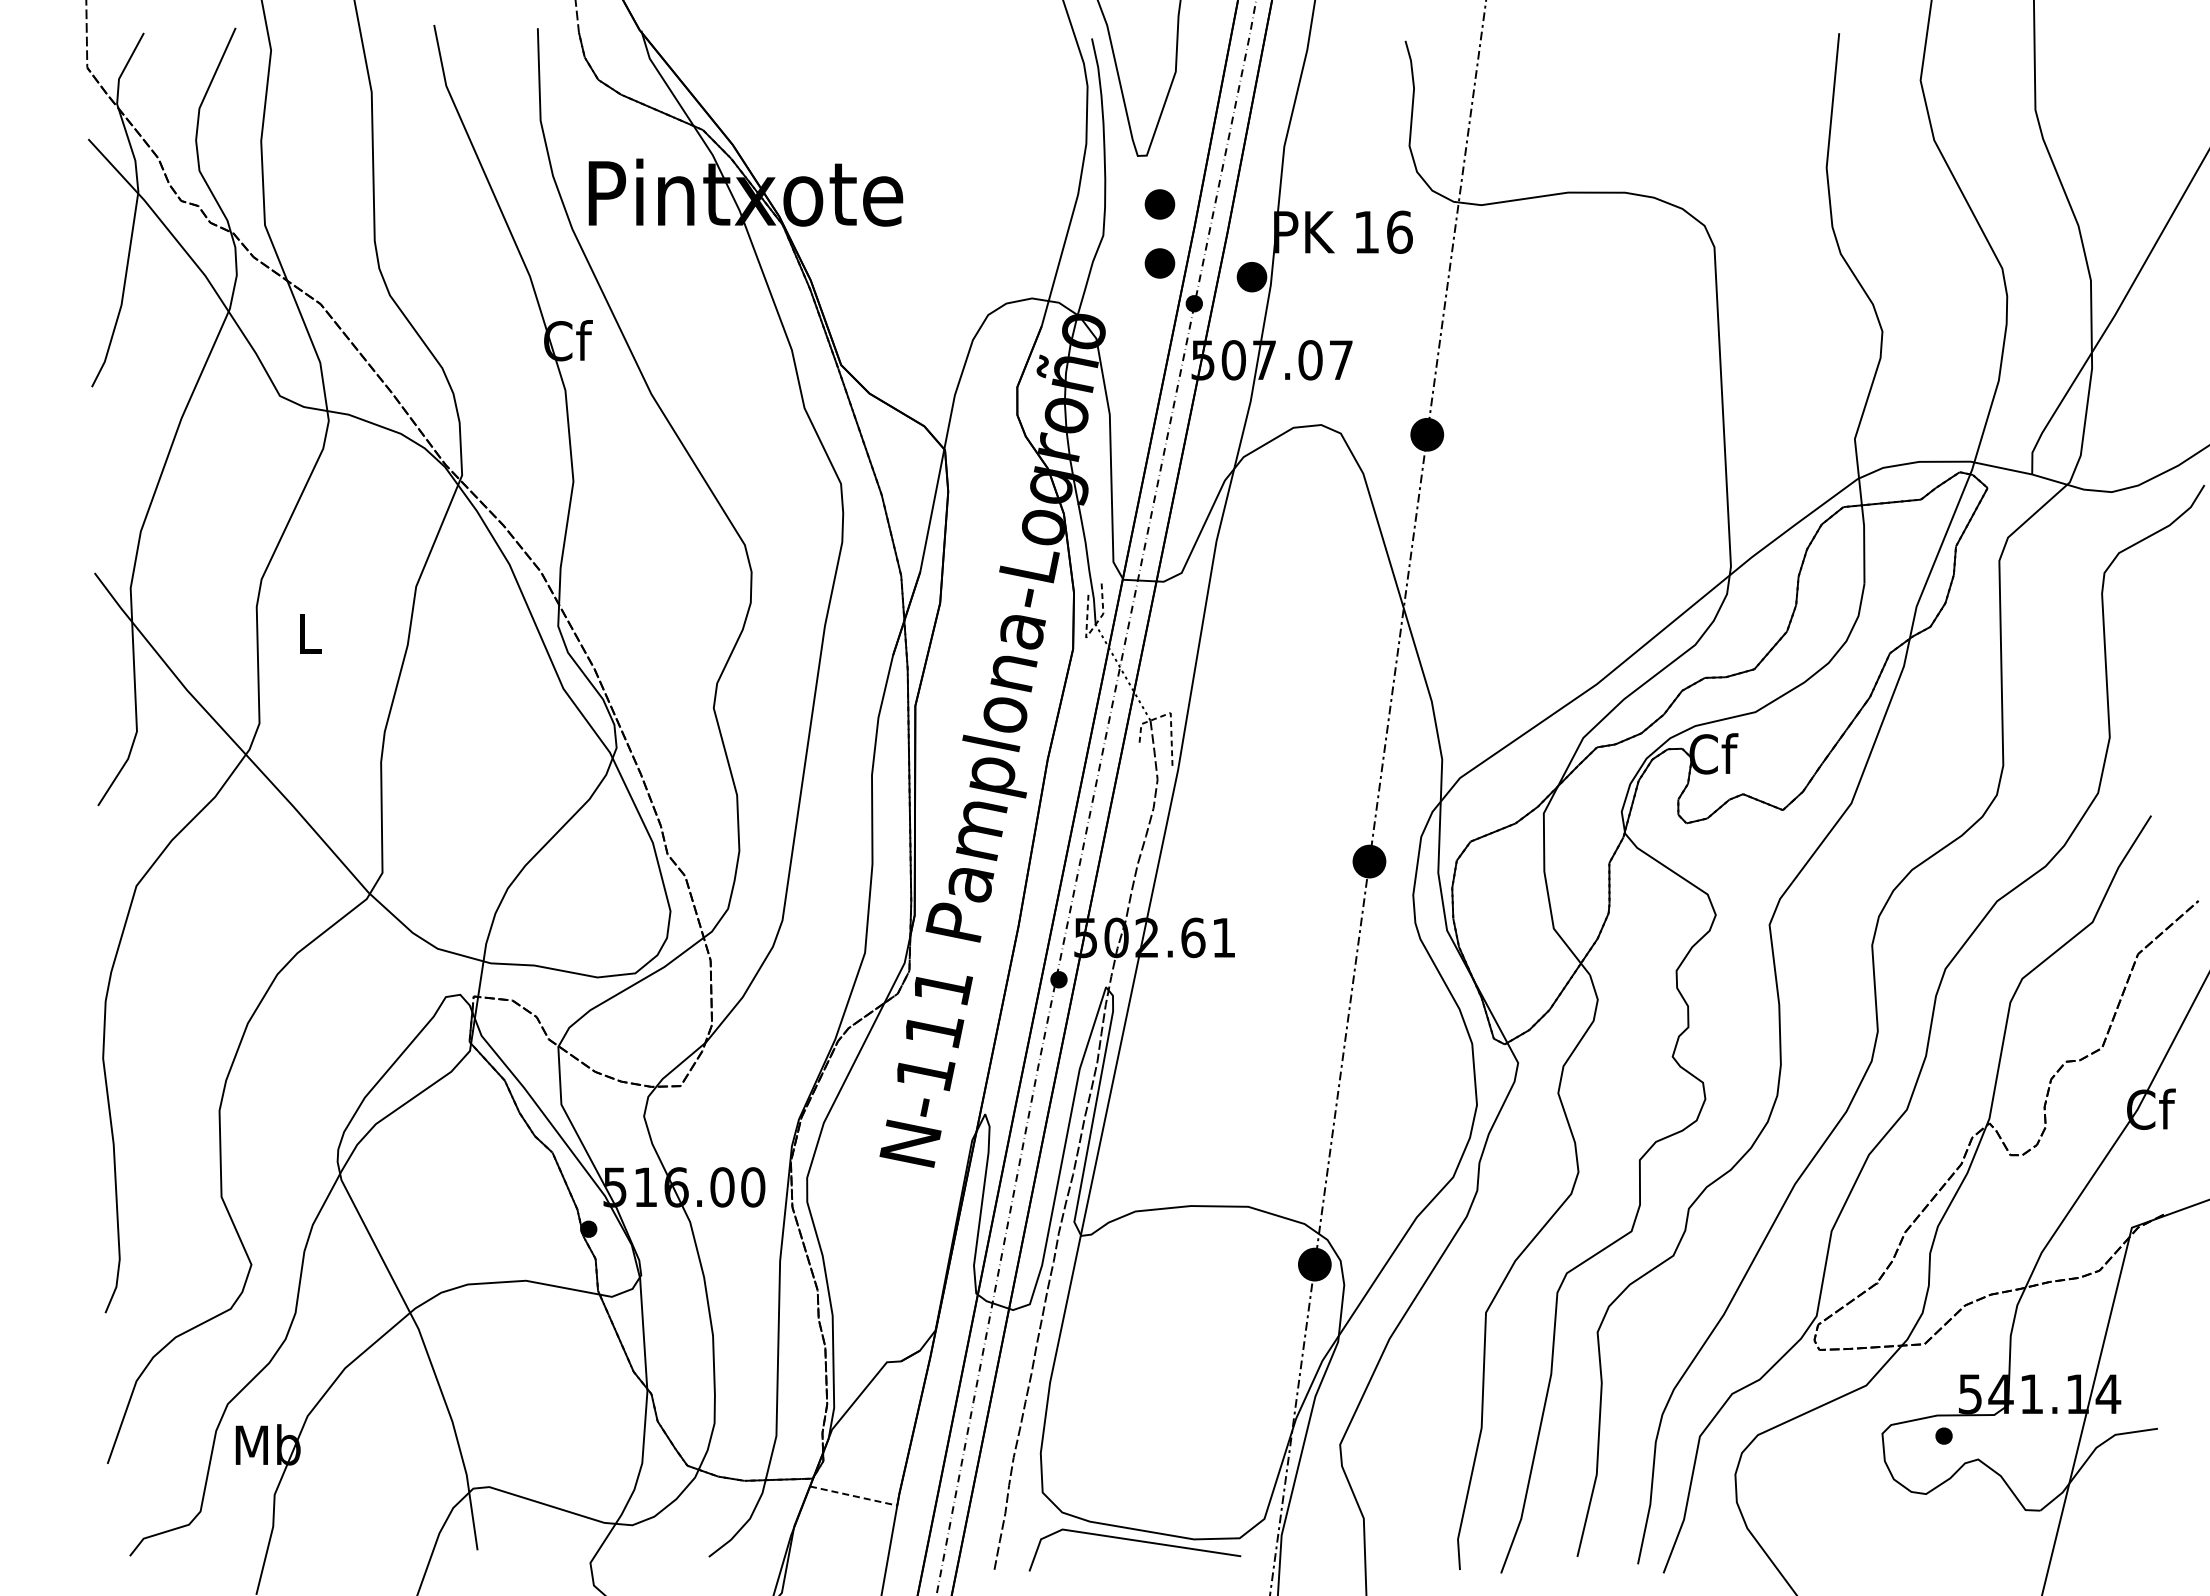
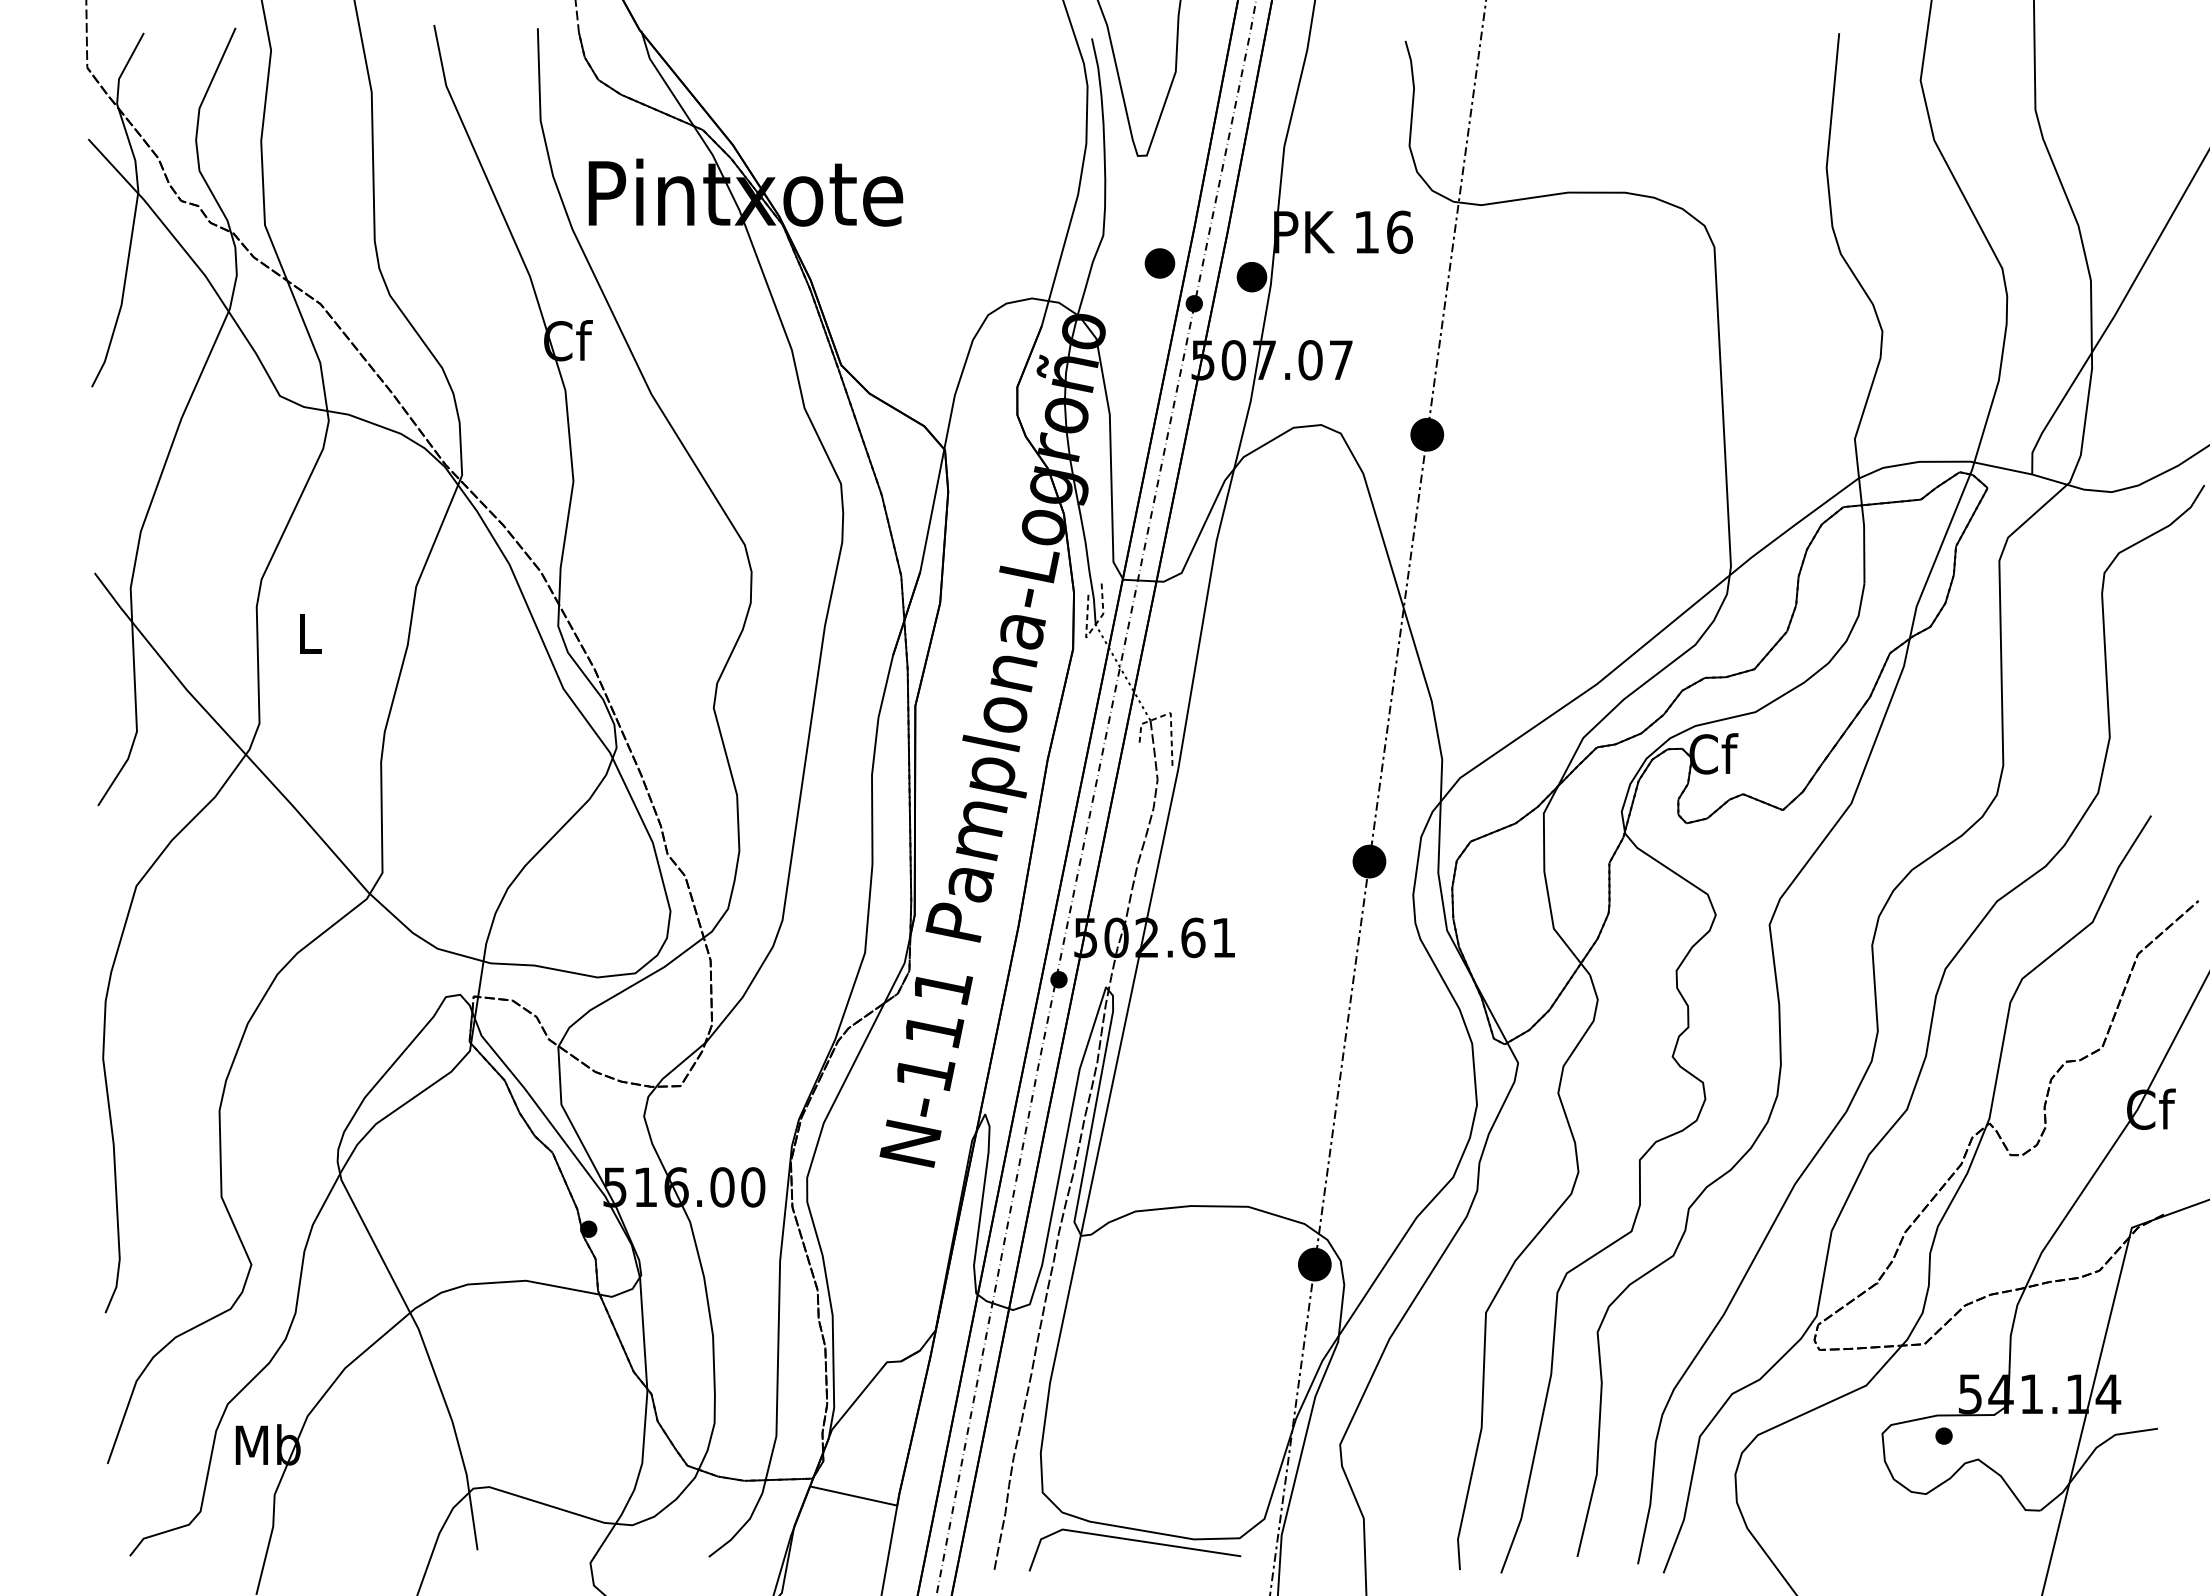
part: present -> none (1159, 204)
line: dashed -> solid (853, 1496)
